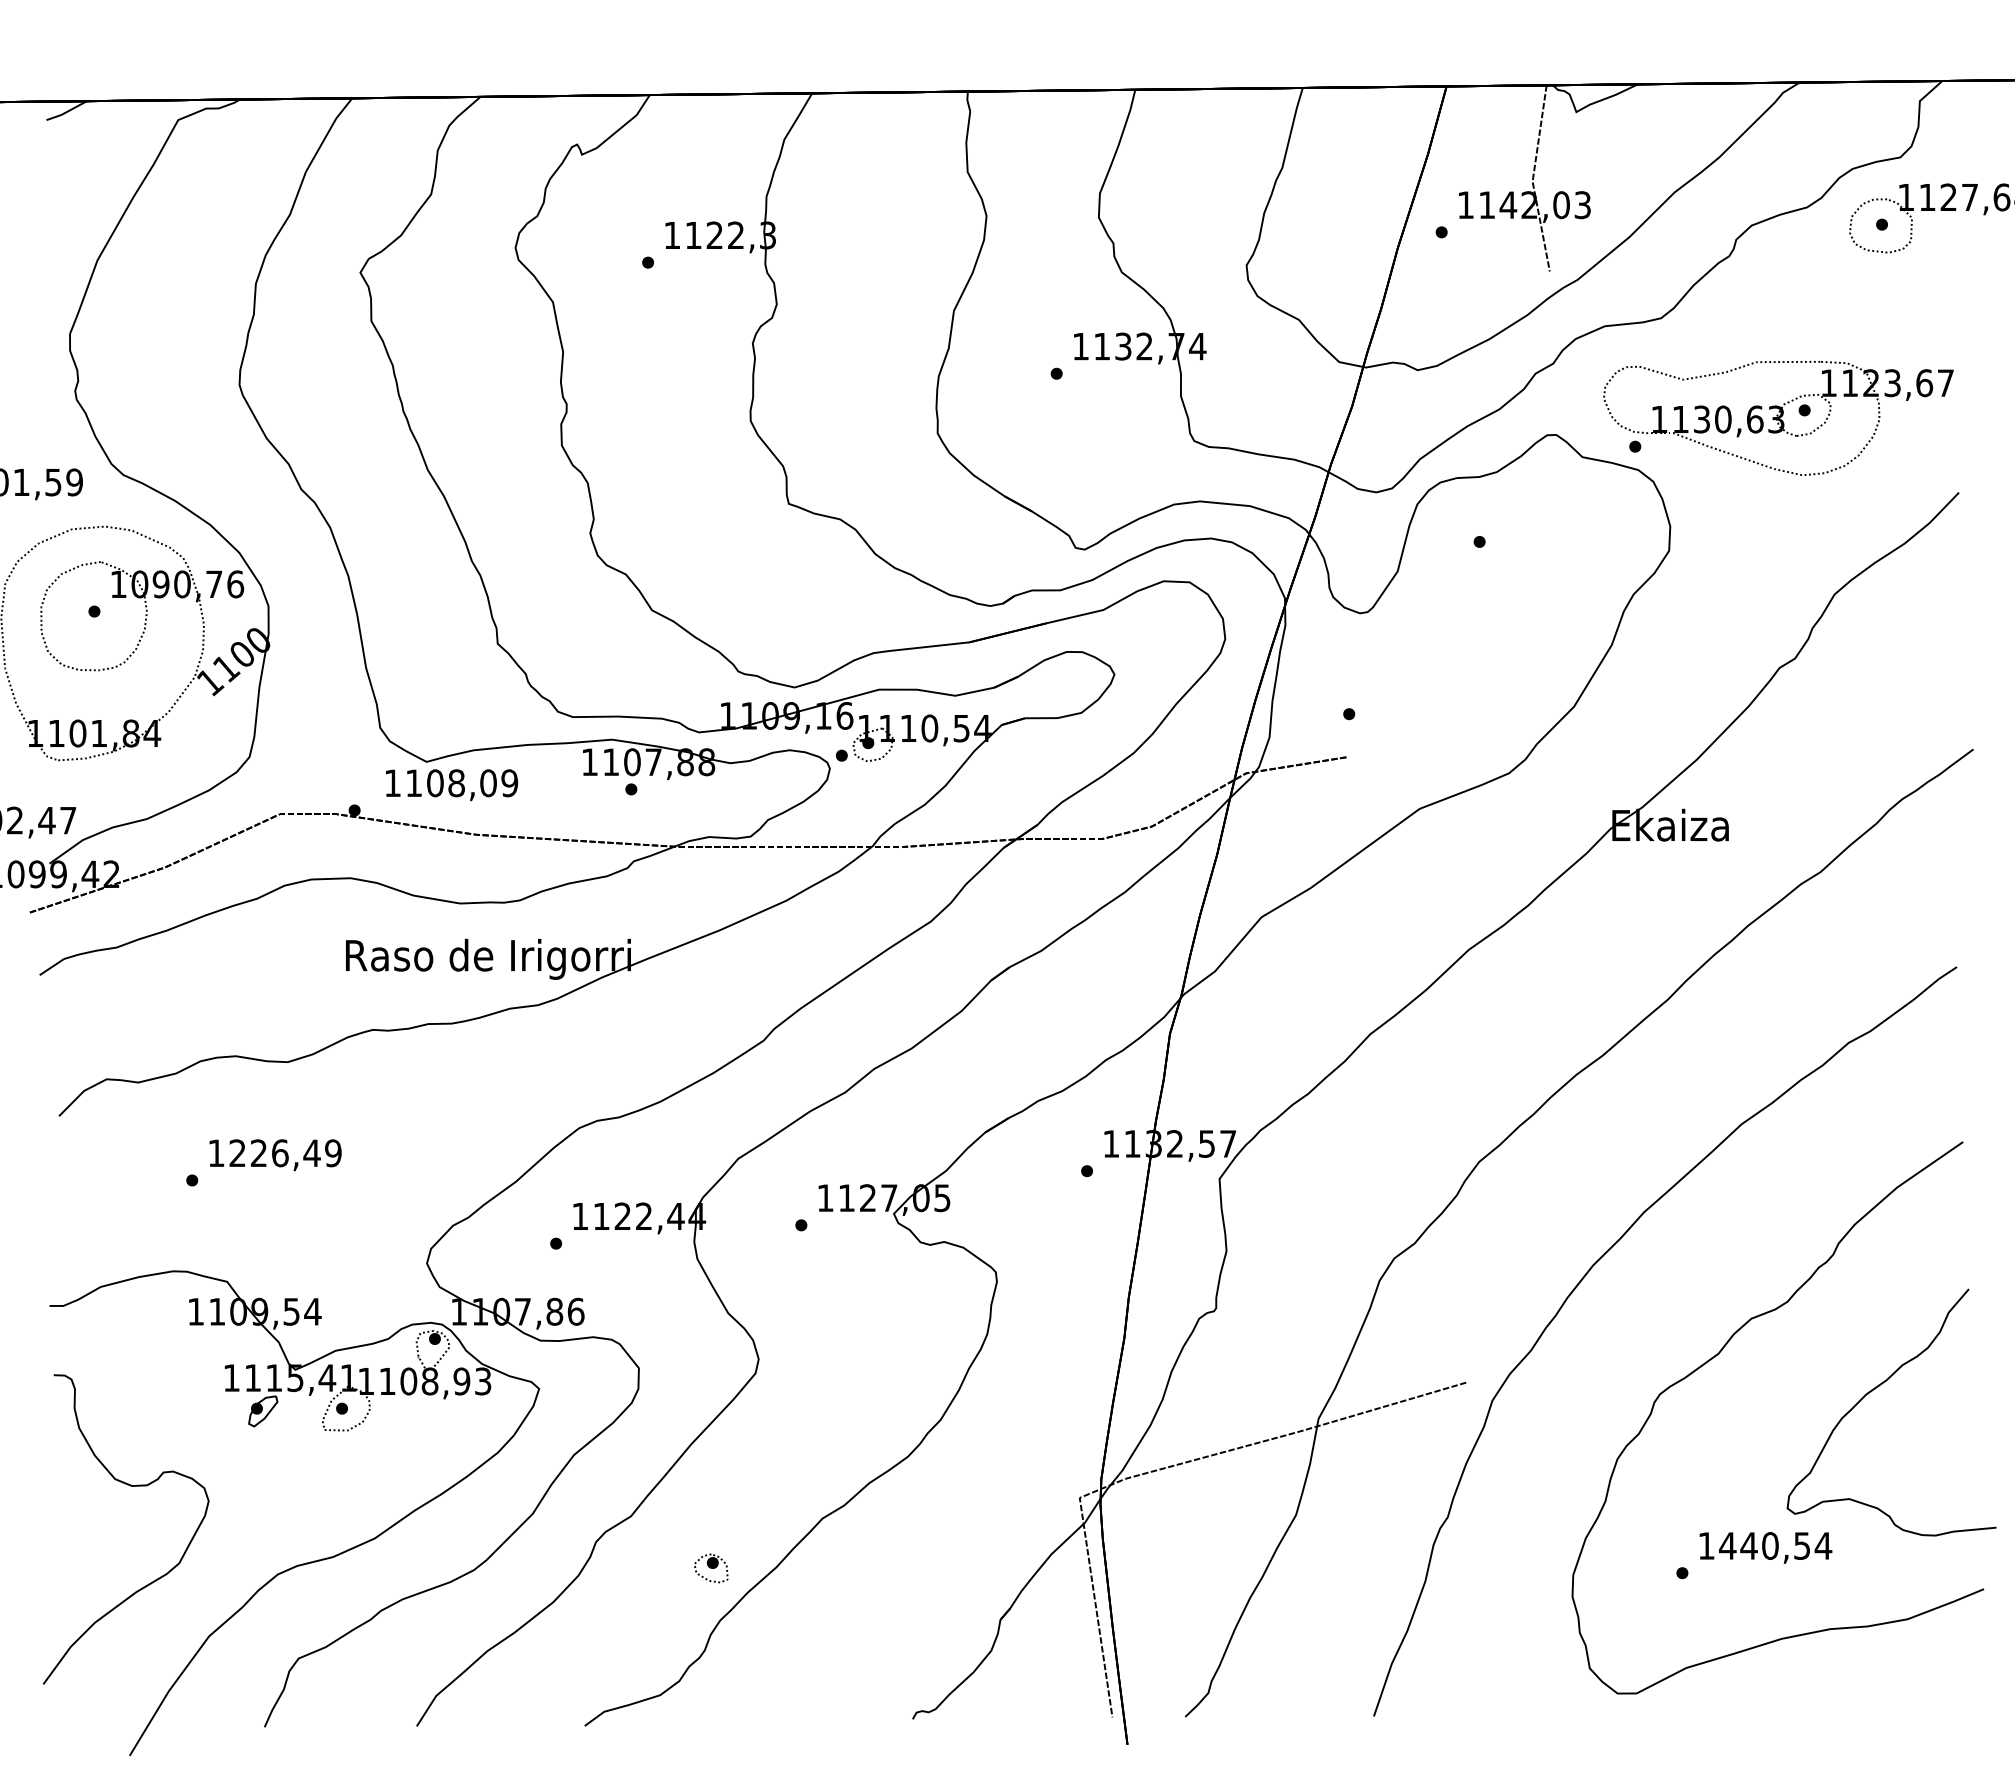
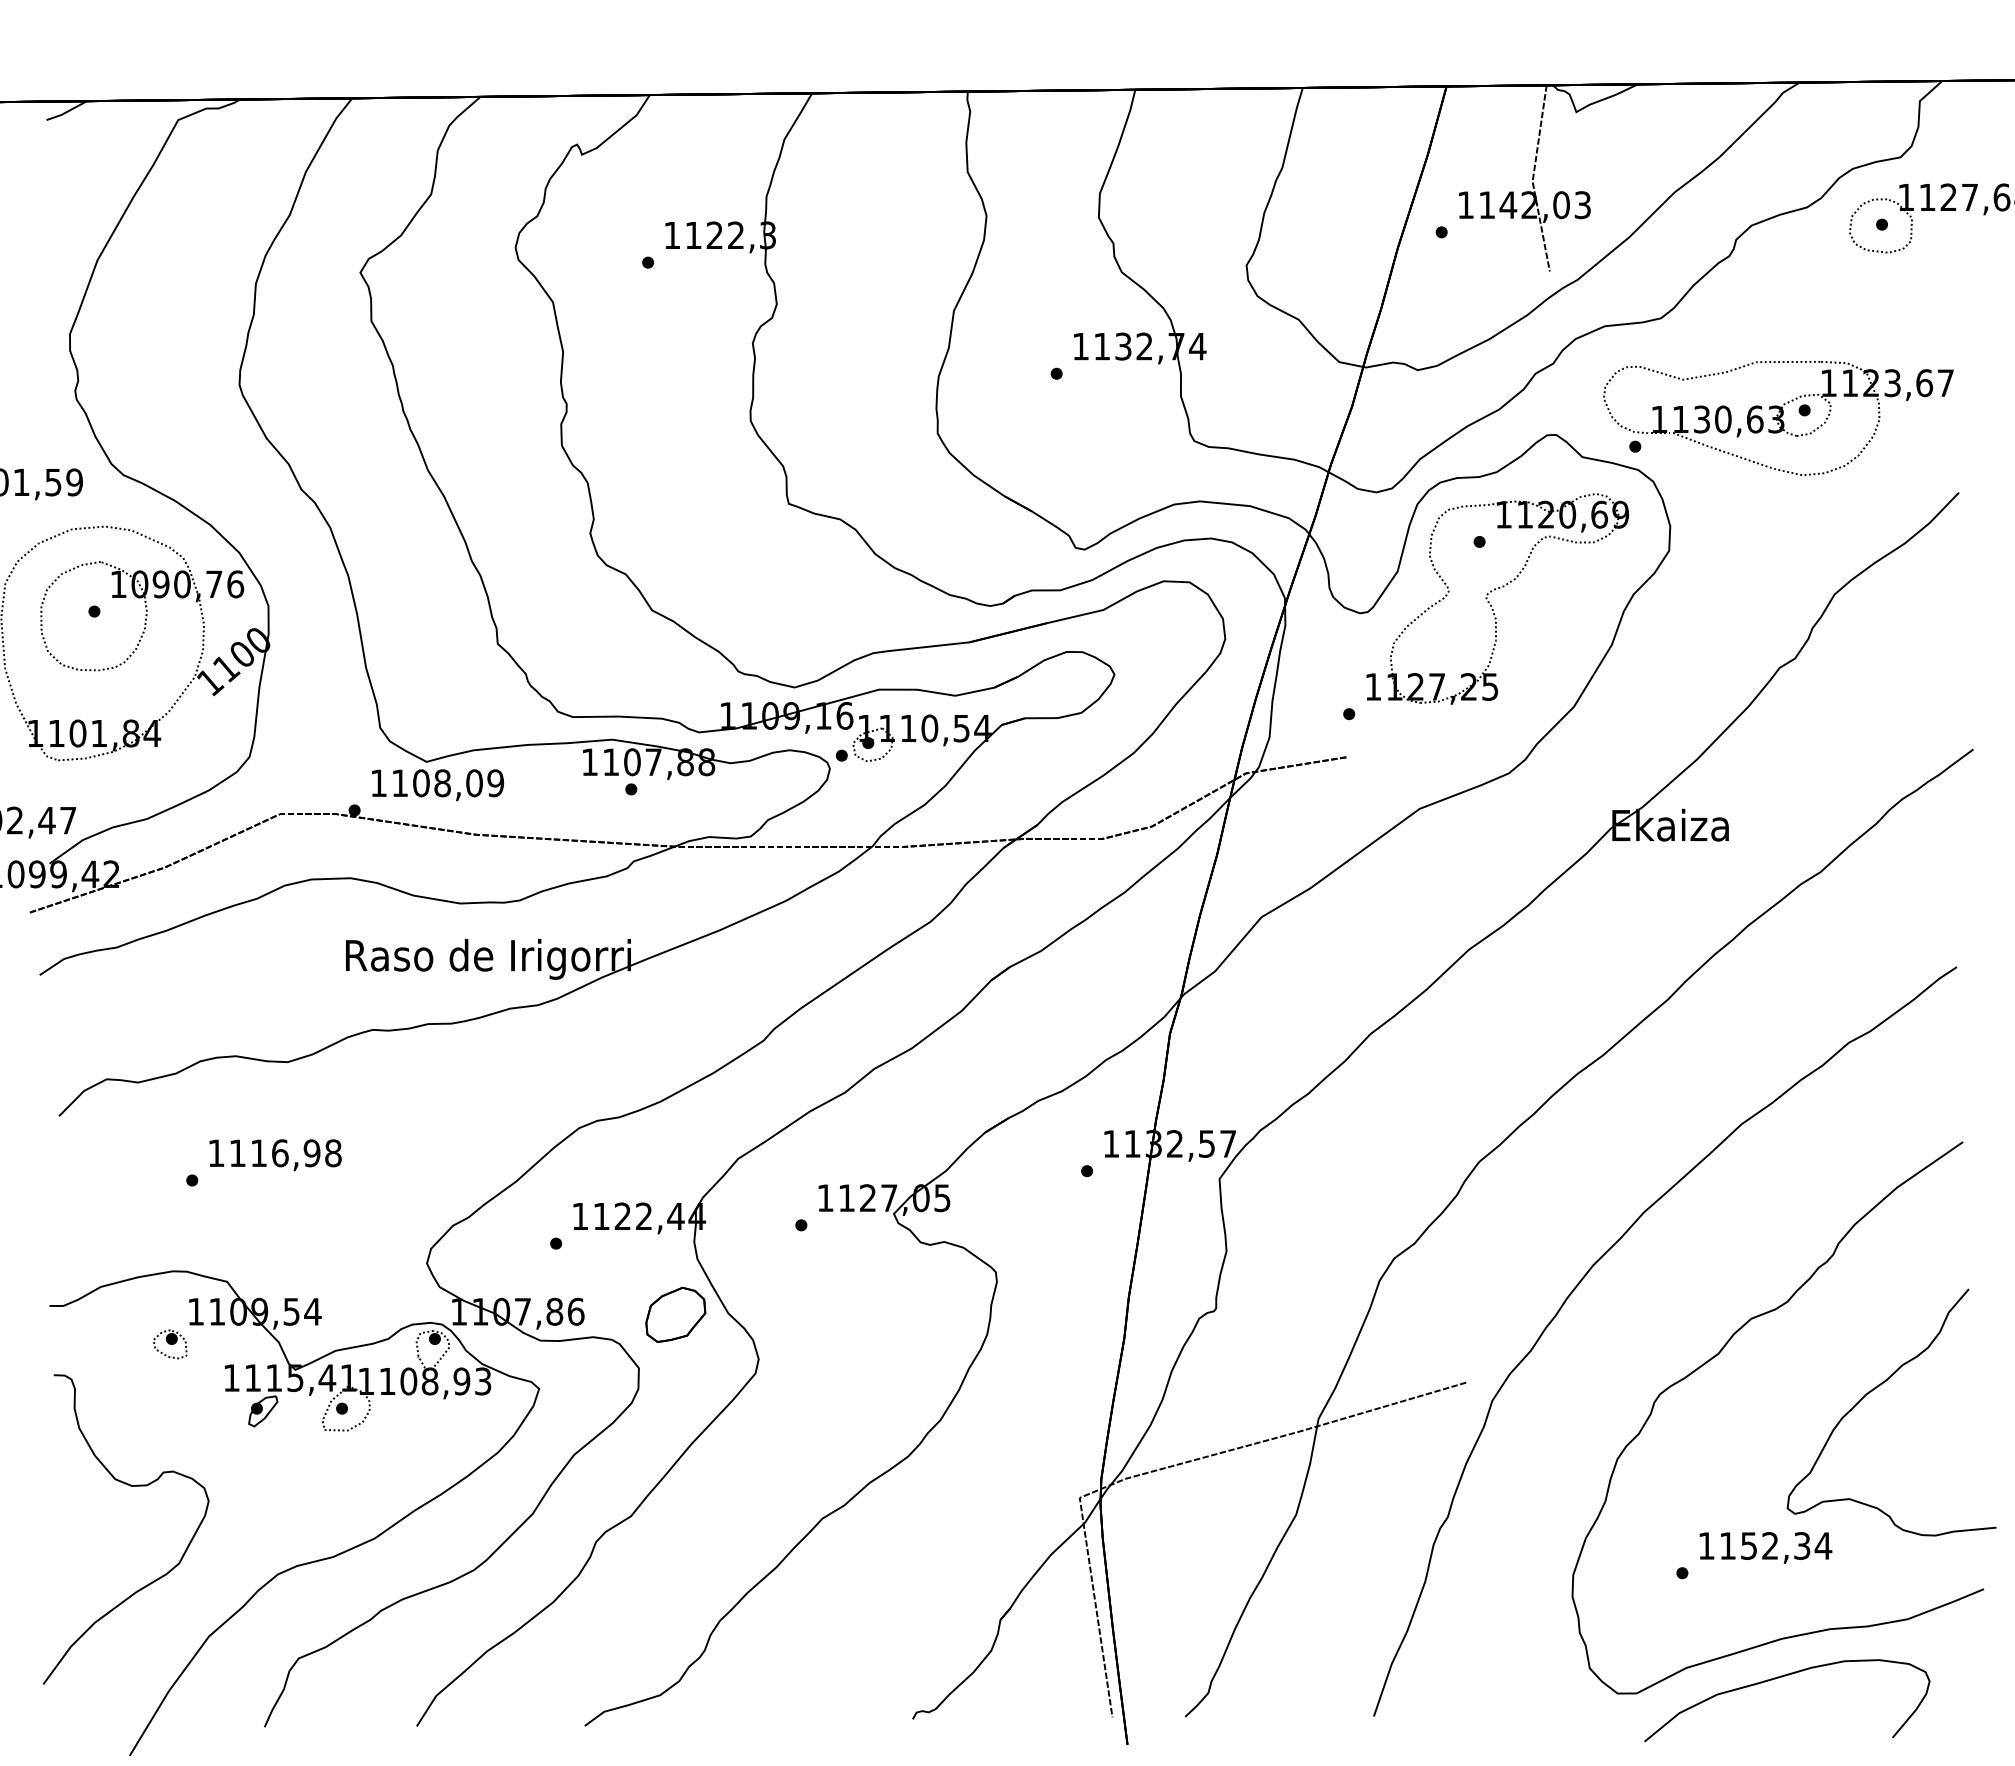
part: none -> present (1495, 590)
text position: (452, 785) -> (438, 785) (438, 785)
text: 1226,49 -> 1116,98 (285, 1153)
part: none -> present (675, 1314)
text: 1440,54 -> 1152,34 (1764, 1545)
part position: (711, 1568) -> (170, 1344) (170, 1344)
curve: none -> present (1779, 1678)
